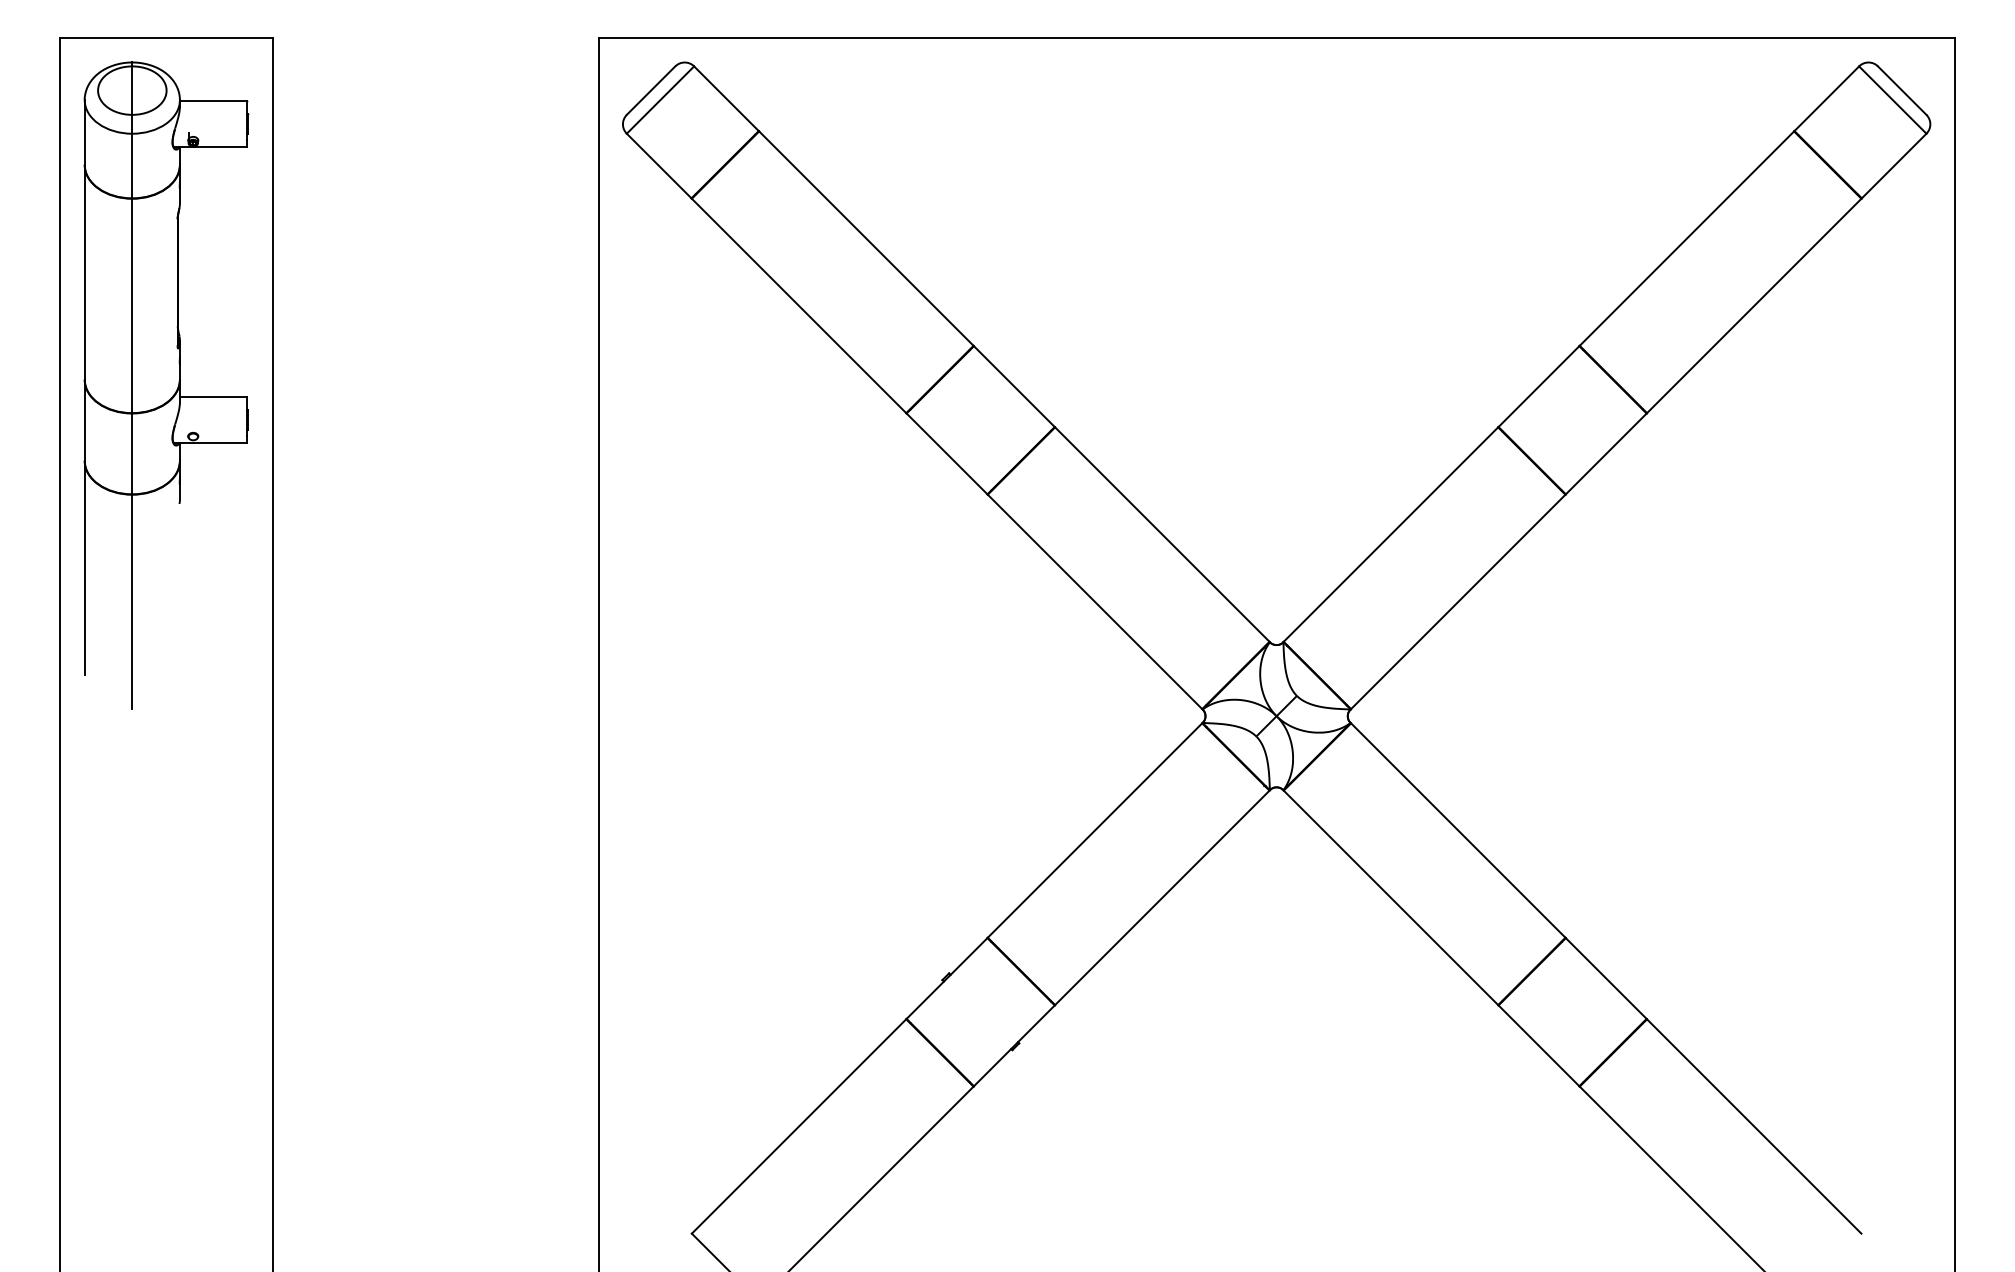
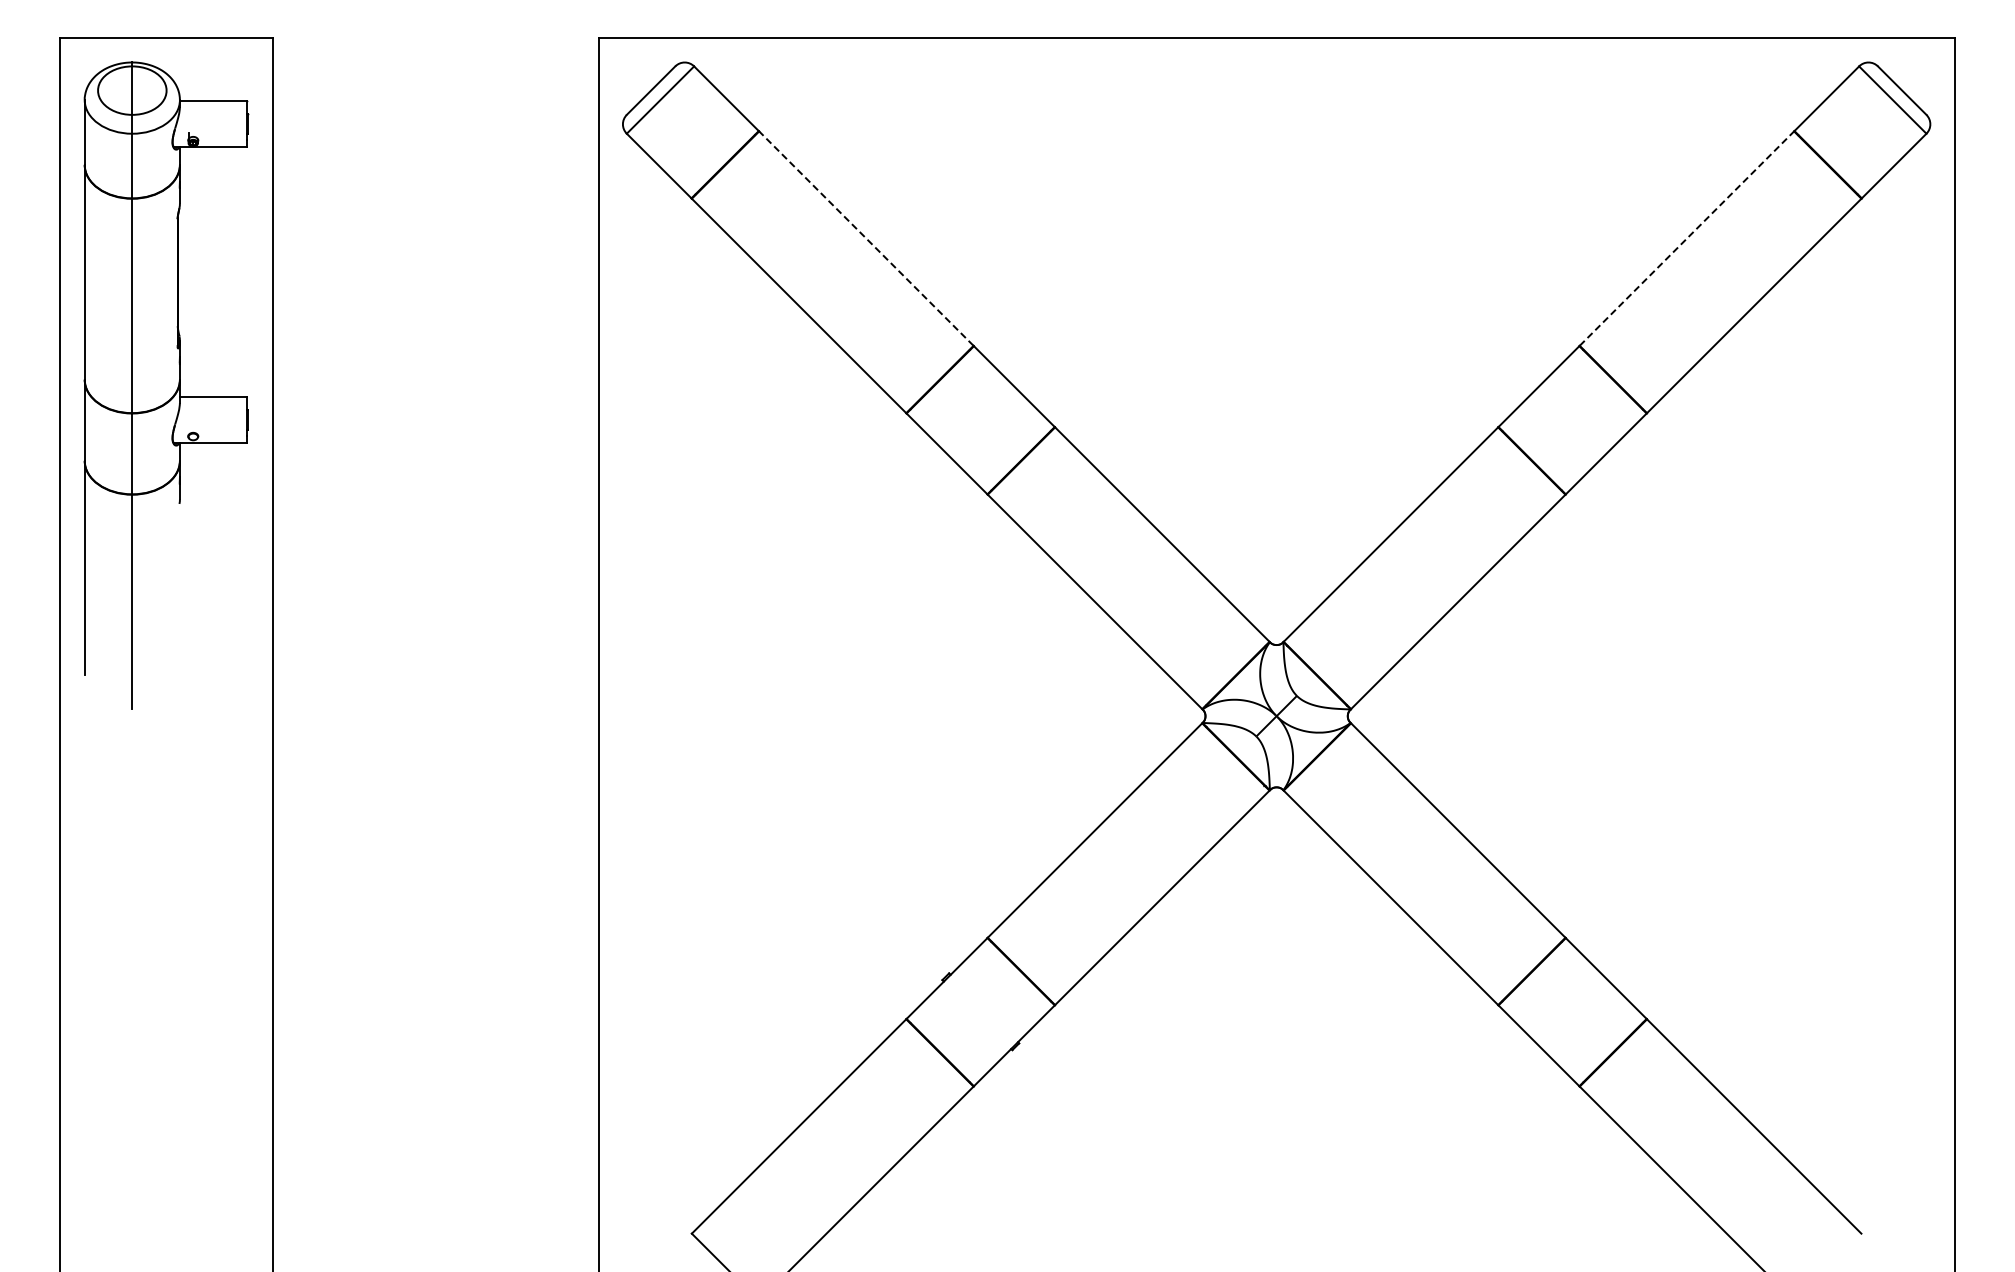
line: solid -> dashed (866, 238)
line: solid -> dashed (1686, 238)
